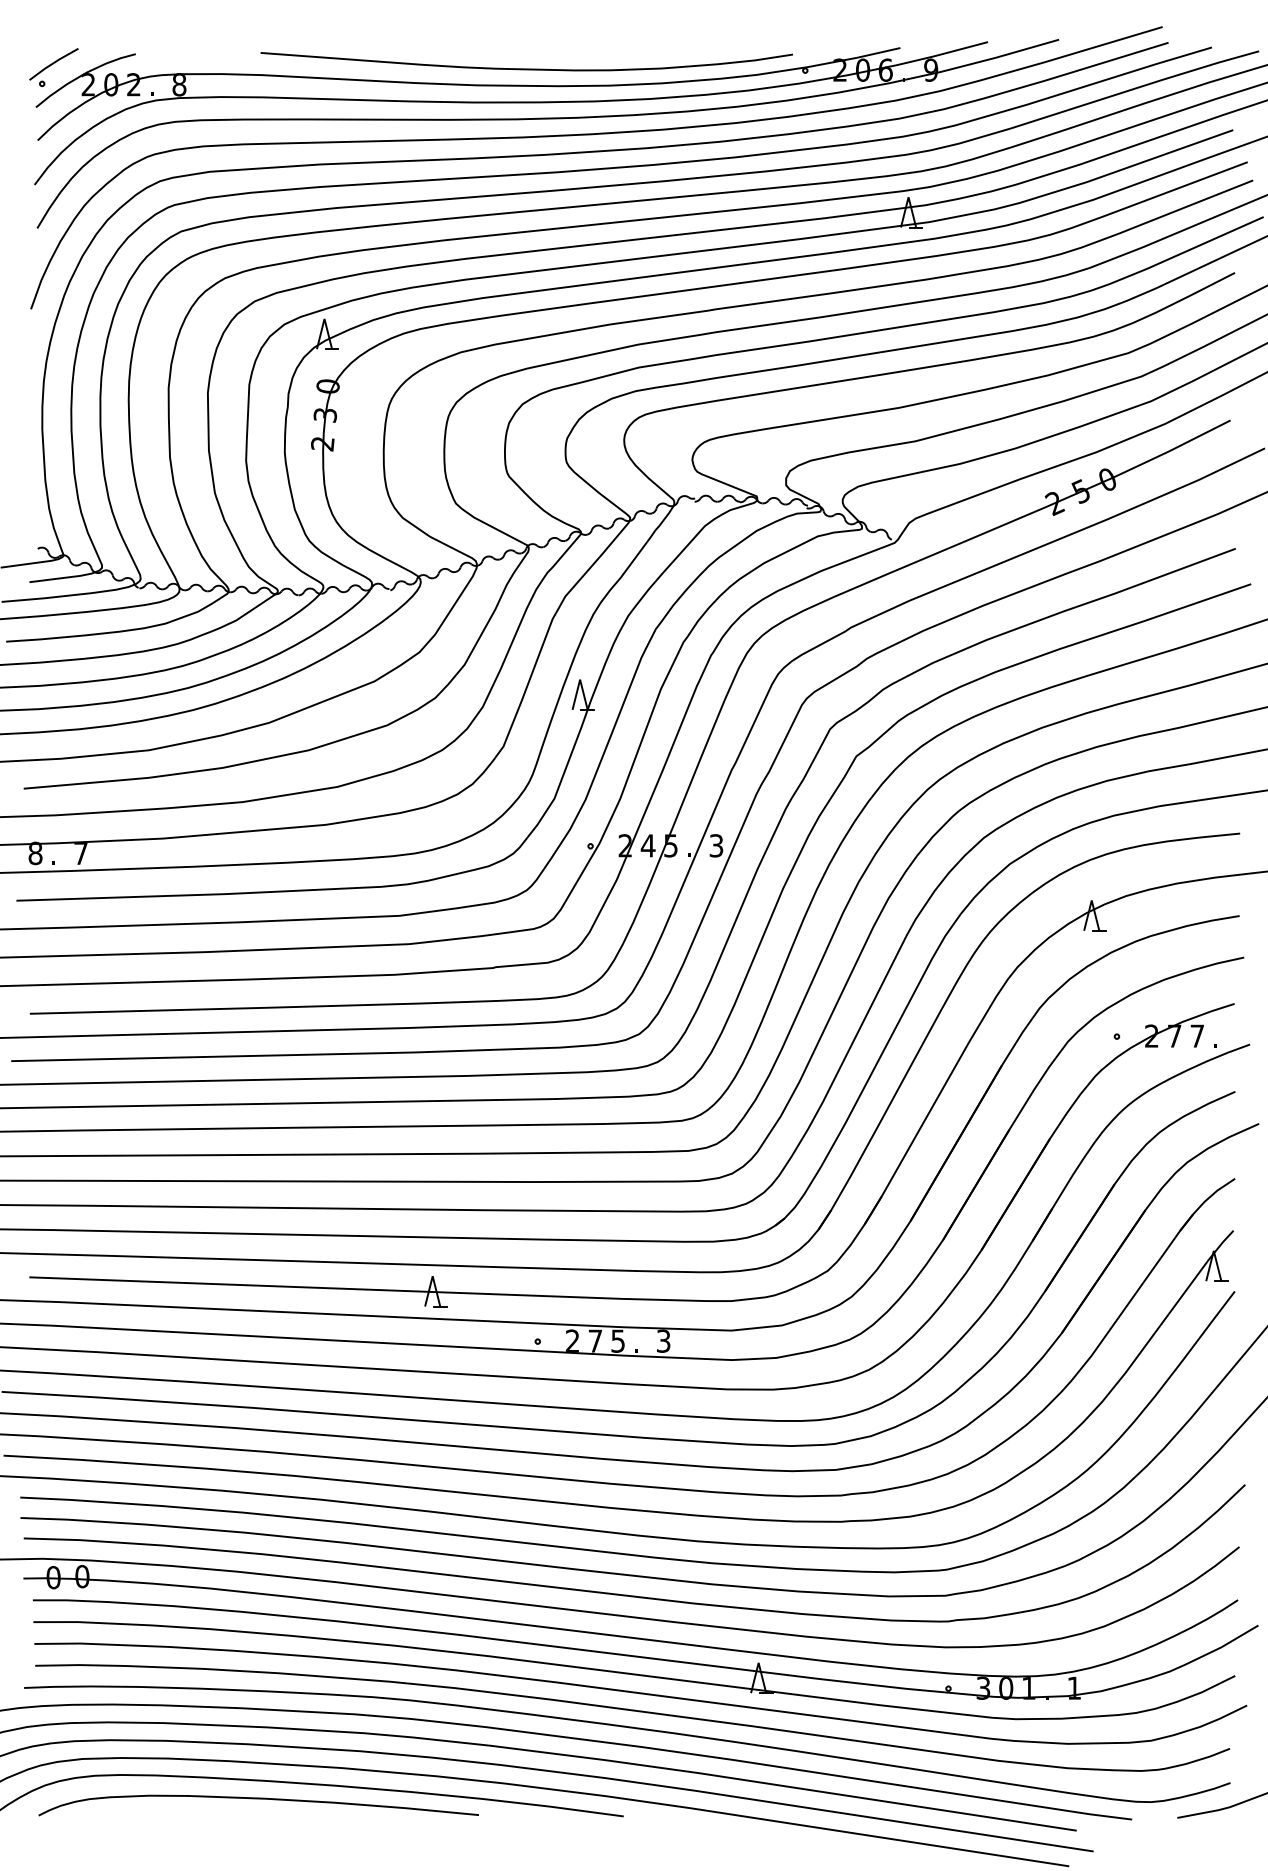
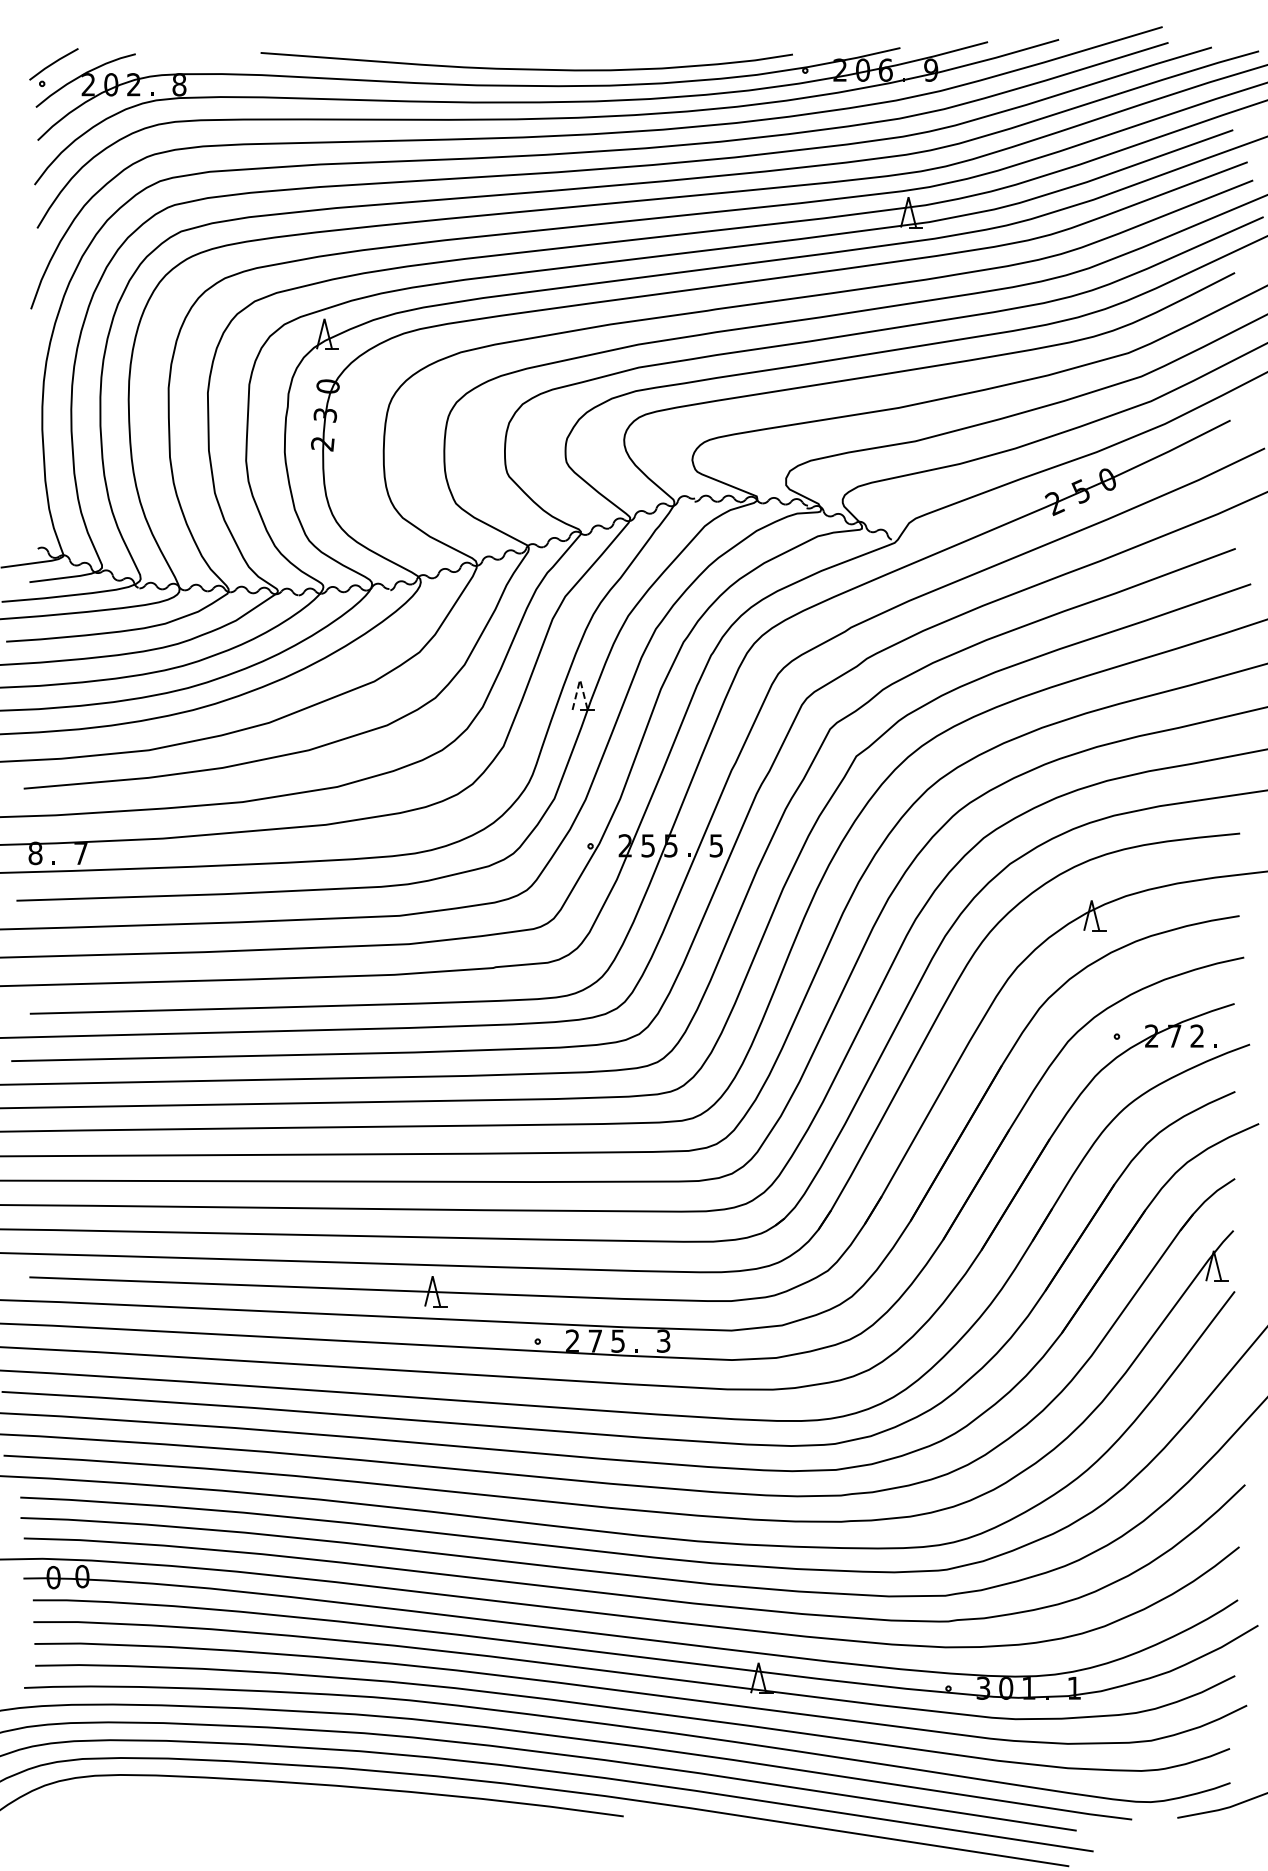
line: solid -> dashed (580, 679)
text: 4 -> 5 (647, 845)
text: 3 -> 5 (716, 845)
text: 7 -> 2 (1196, 1035)
curve: present -> none (258, 1799)
